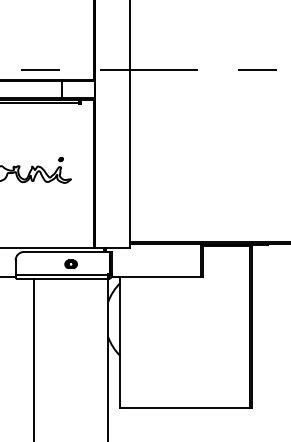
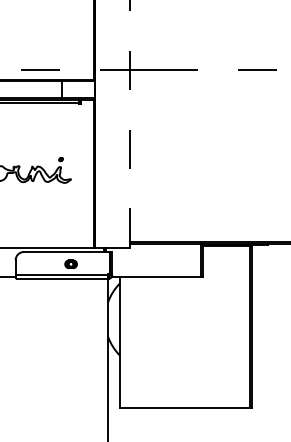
line: solid -> dashed (130, 124)
line: present -> none (34, 358)
